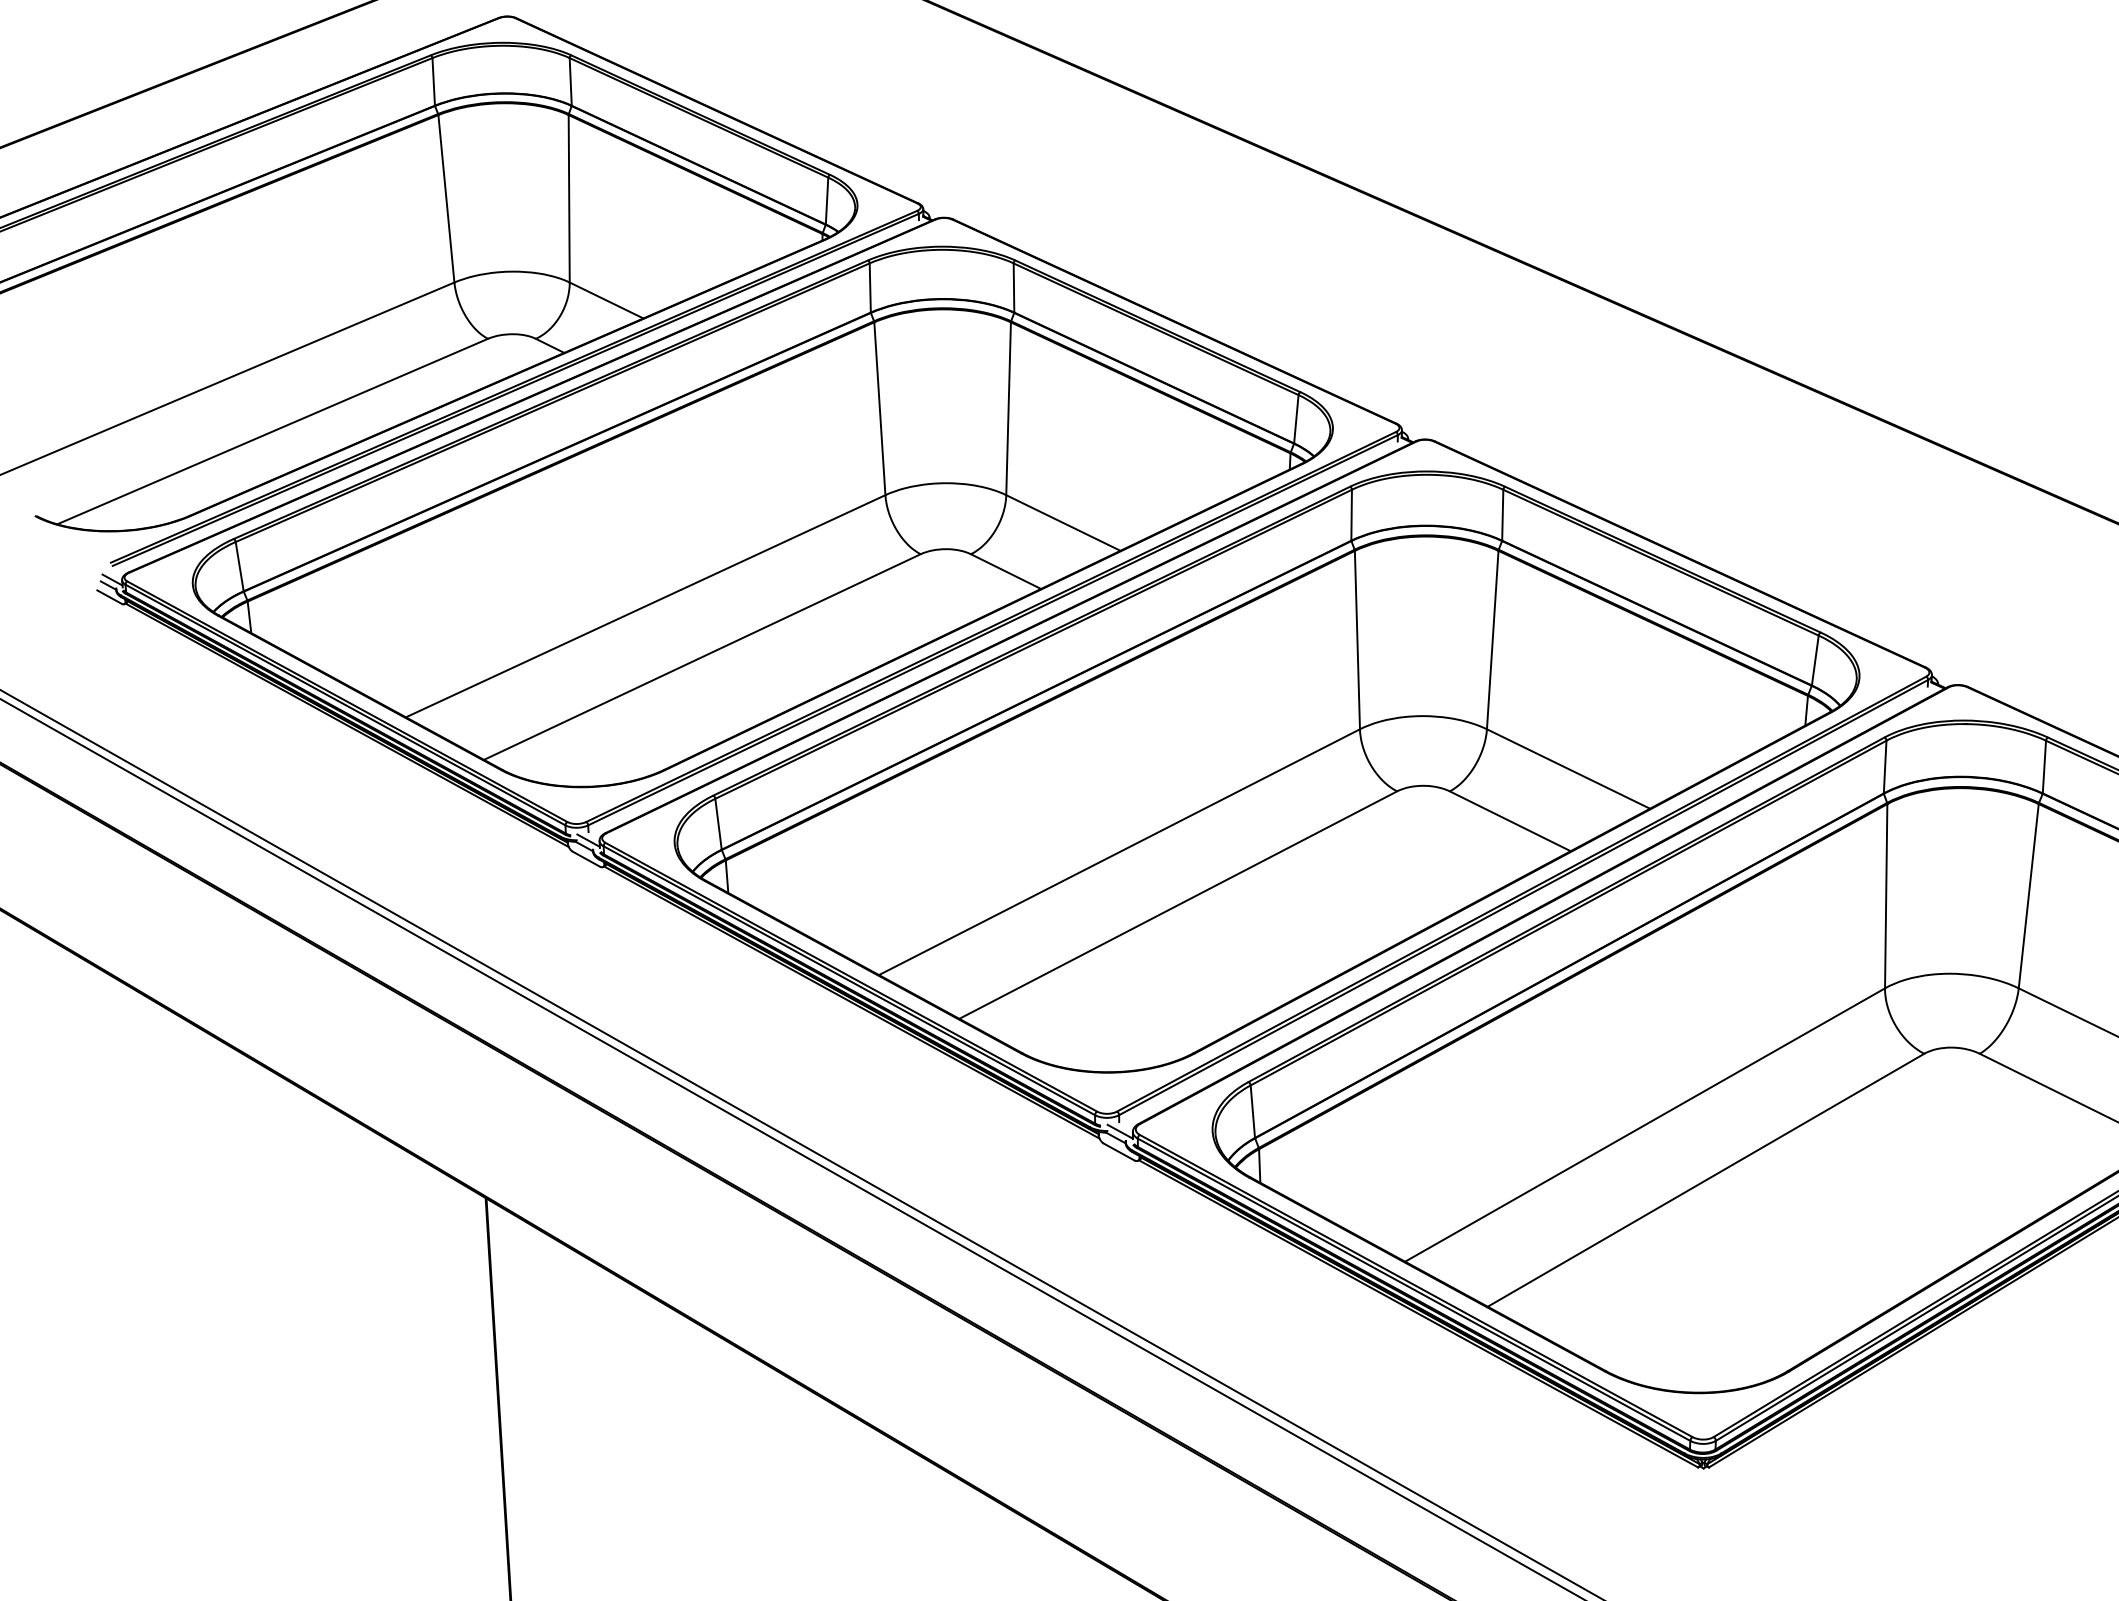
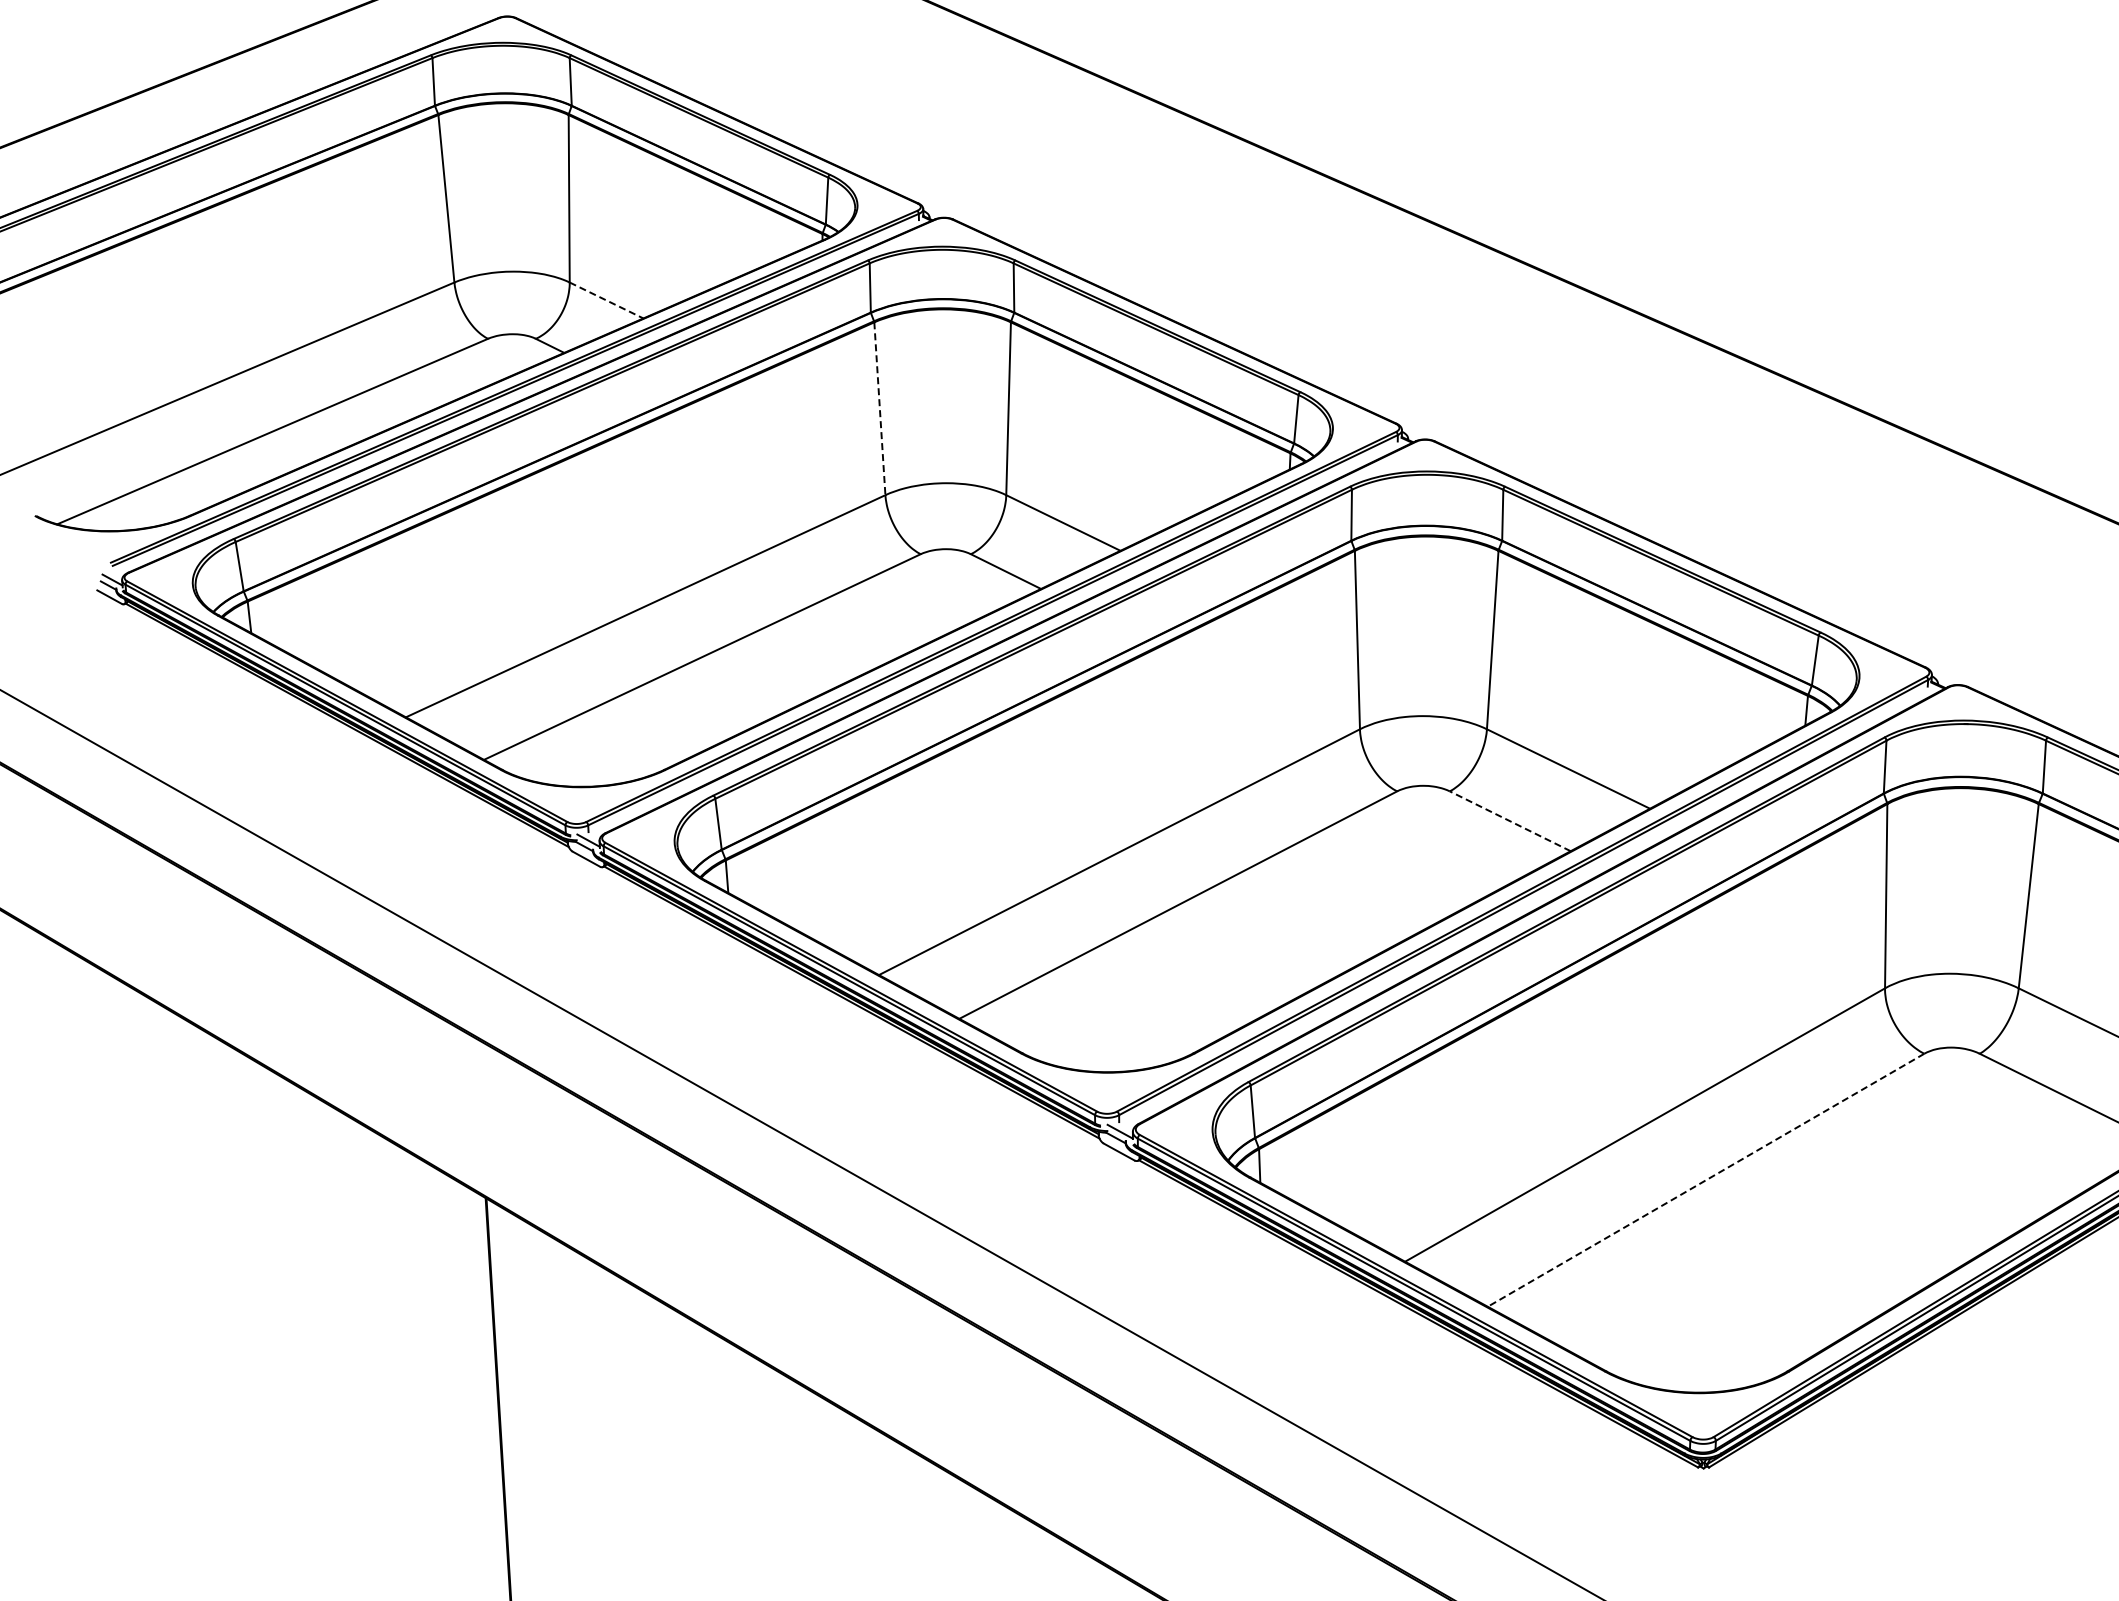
line: solid -> dashed (607, 300)
line: solid -> dashed (879, 408)
line: solid -> dashed (1509, 821)
line: present -> none (791, 1148)
line: solid -> dashed (1705, 1180)
